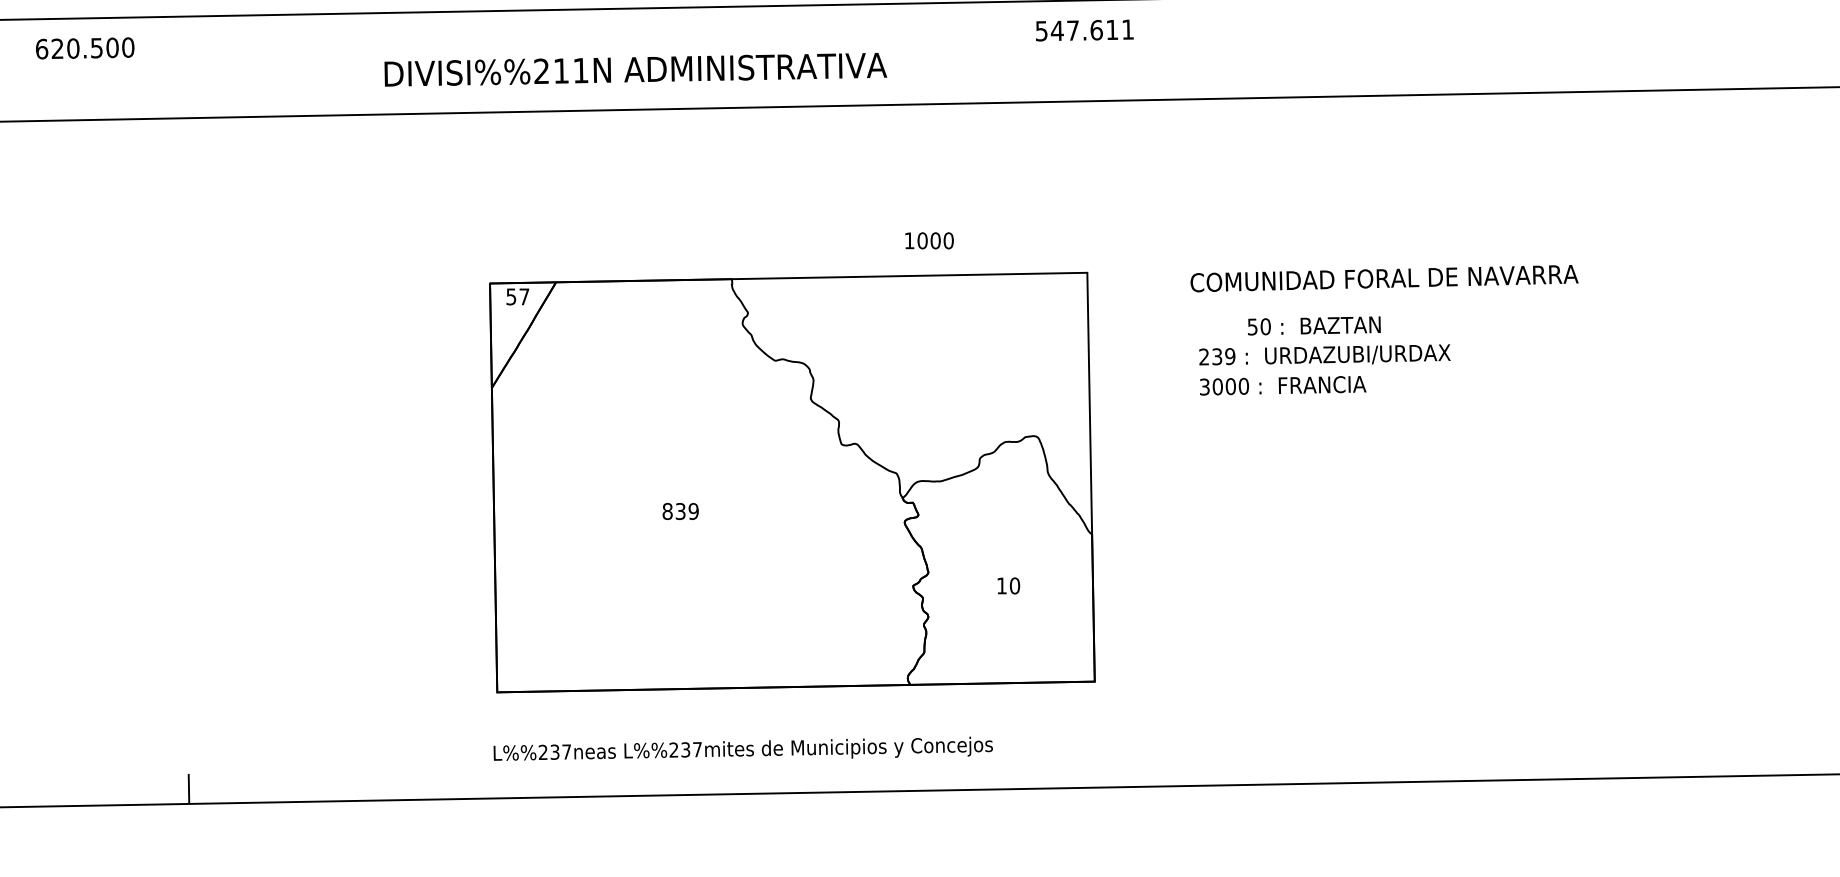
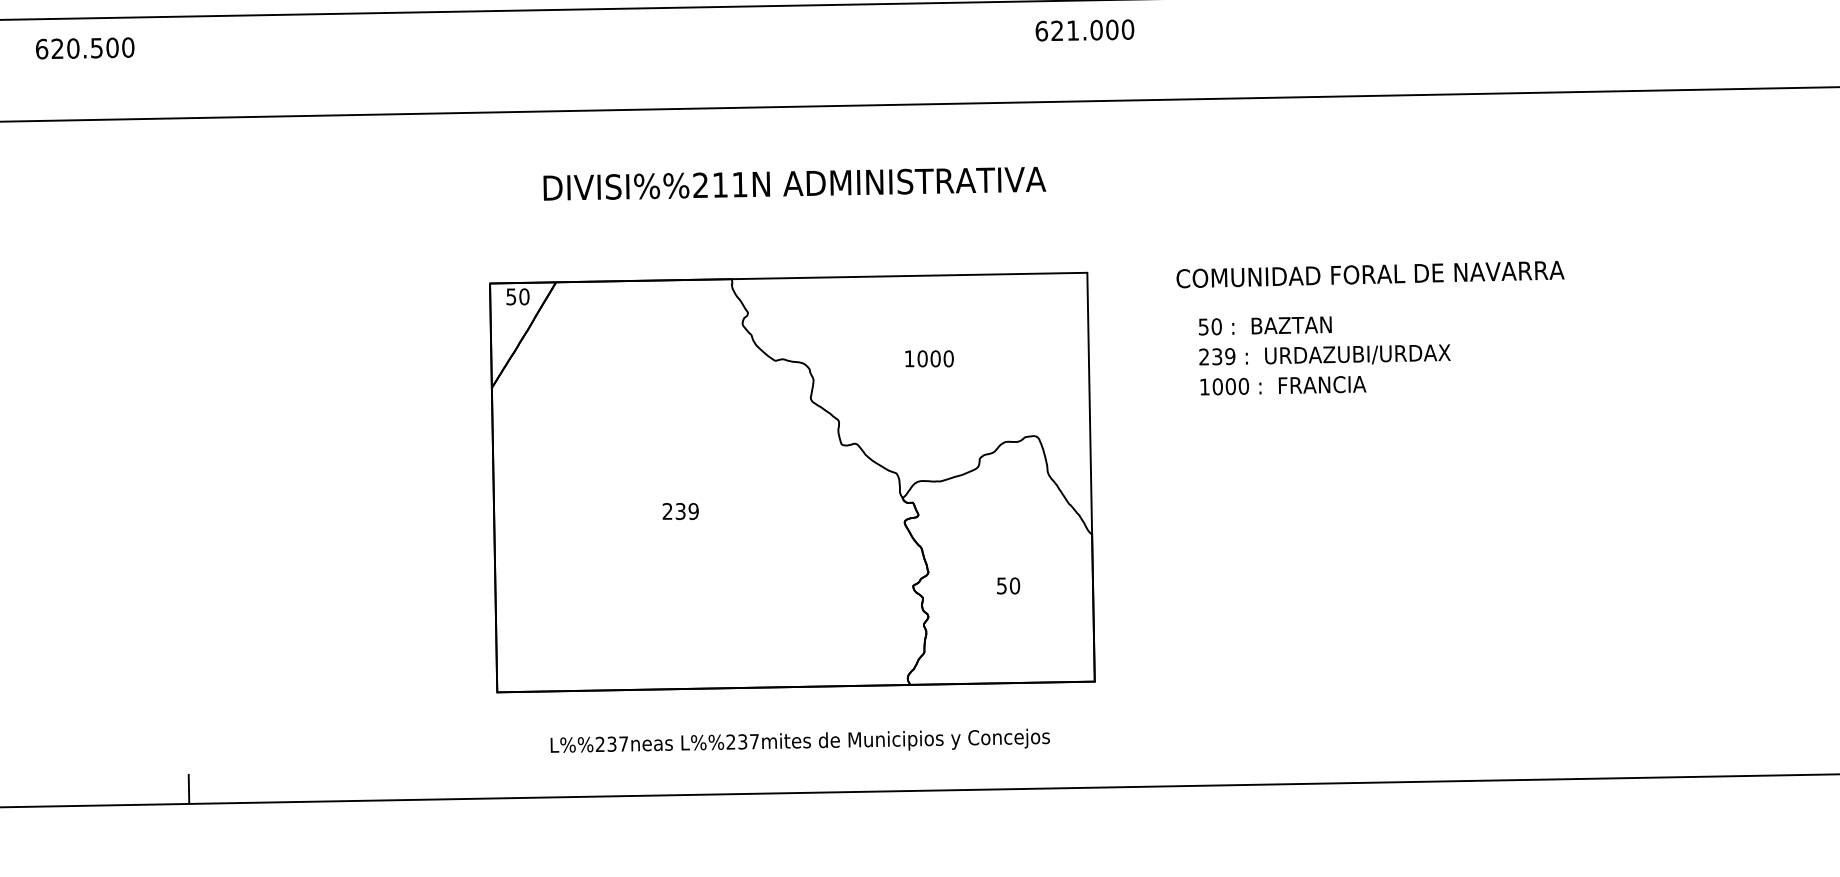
text: 547.611 -> 621.000 (1084, 30)
text position: (635, 69) -> (794, 183) (794, 183)
text position: (929, 240) -> (929, 358) (929, 358)
text position: (1384, 278) -> (1370, 274) (1370, 274)
text: 57 -> 50 (524, 296)
text position: (1314, 325) -> (1265, 325) (1265, 325)
text: 3000 -> 1000 (1204, 386)
text: 839 -> 239 (667, 511)
text: 10 -> 50 (1001, 585)
text position: (742, 748) -> (799, 740) (799, 740)
